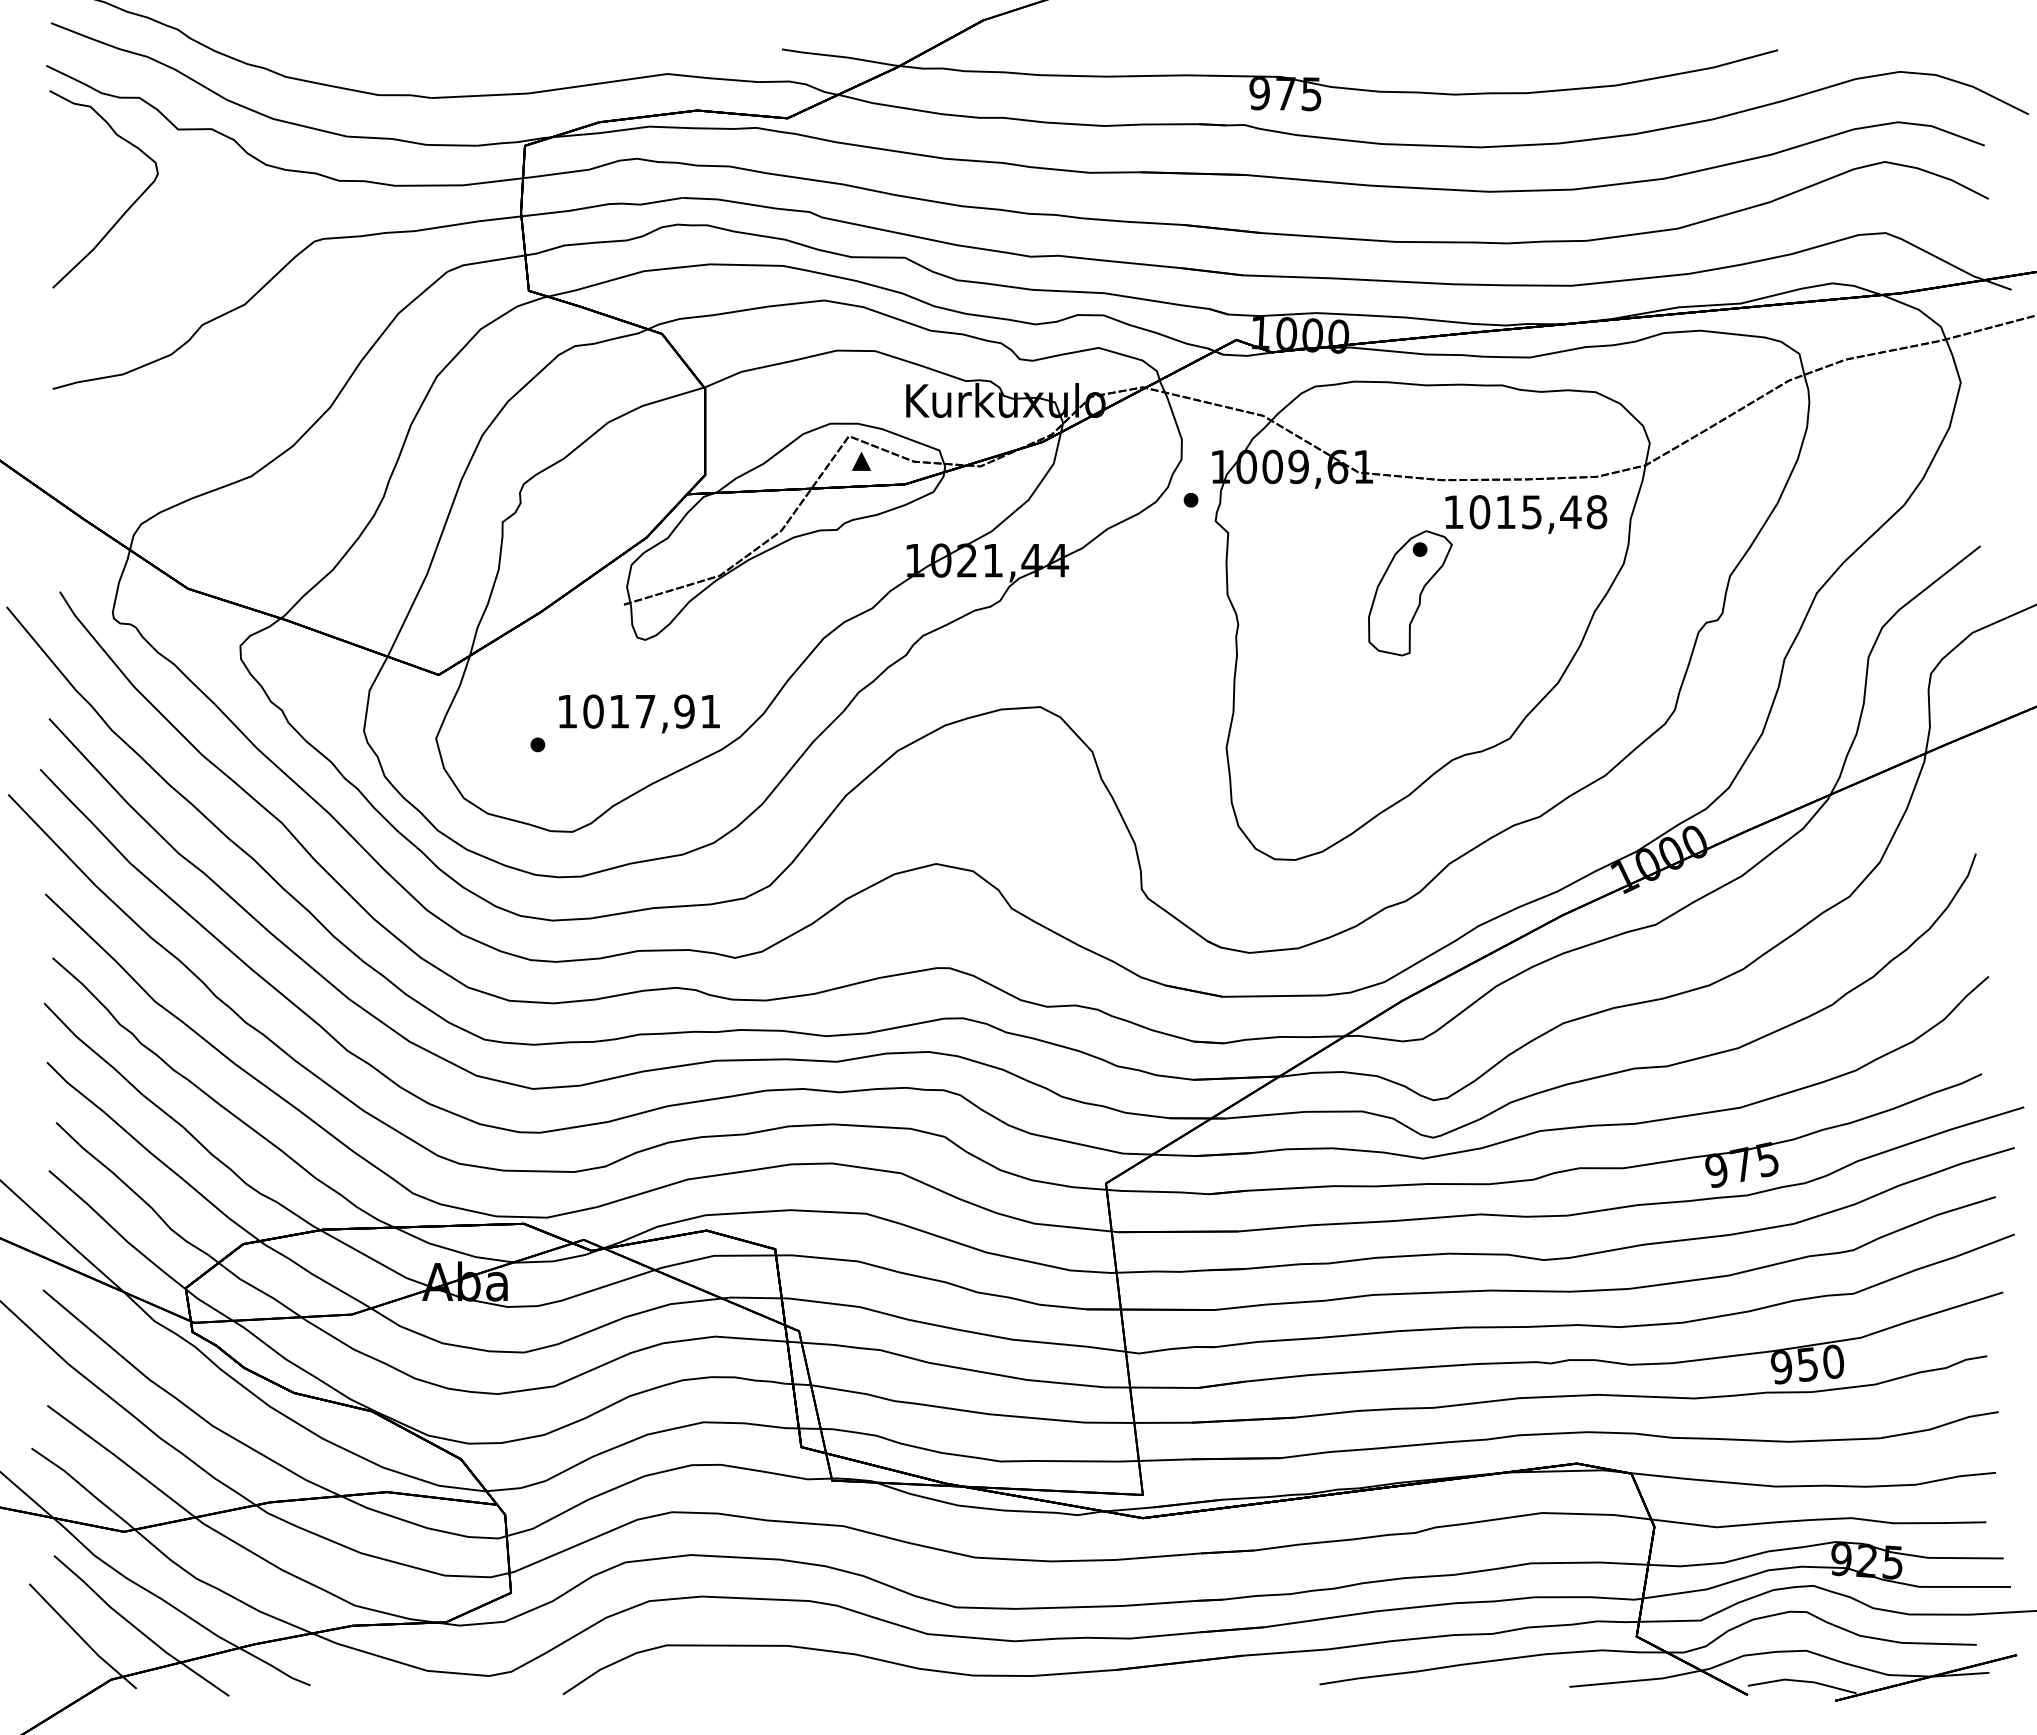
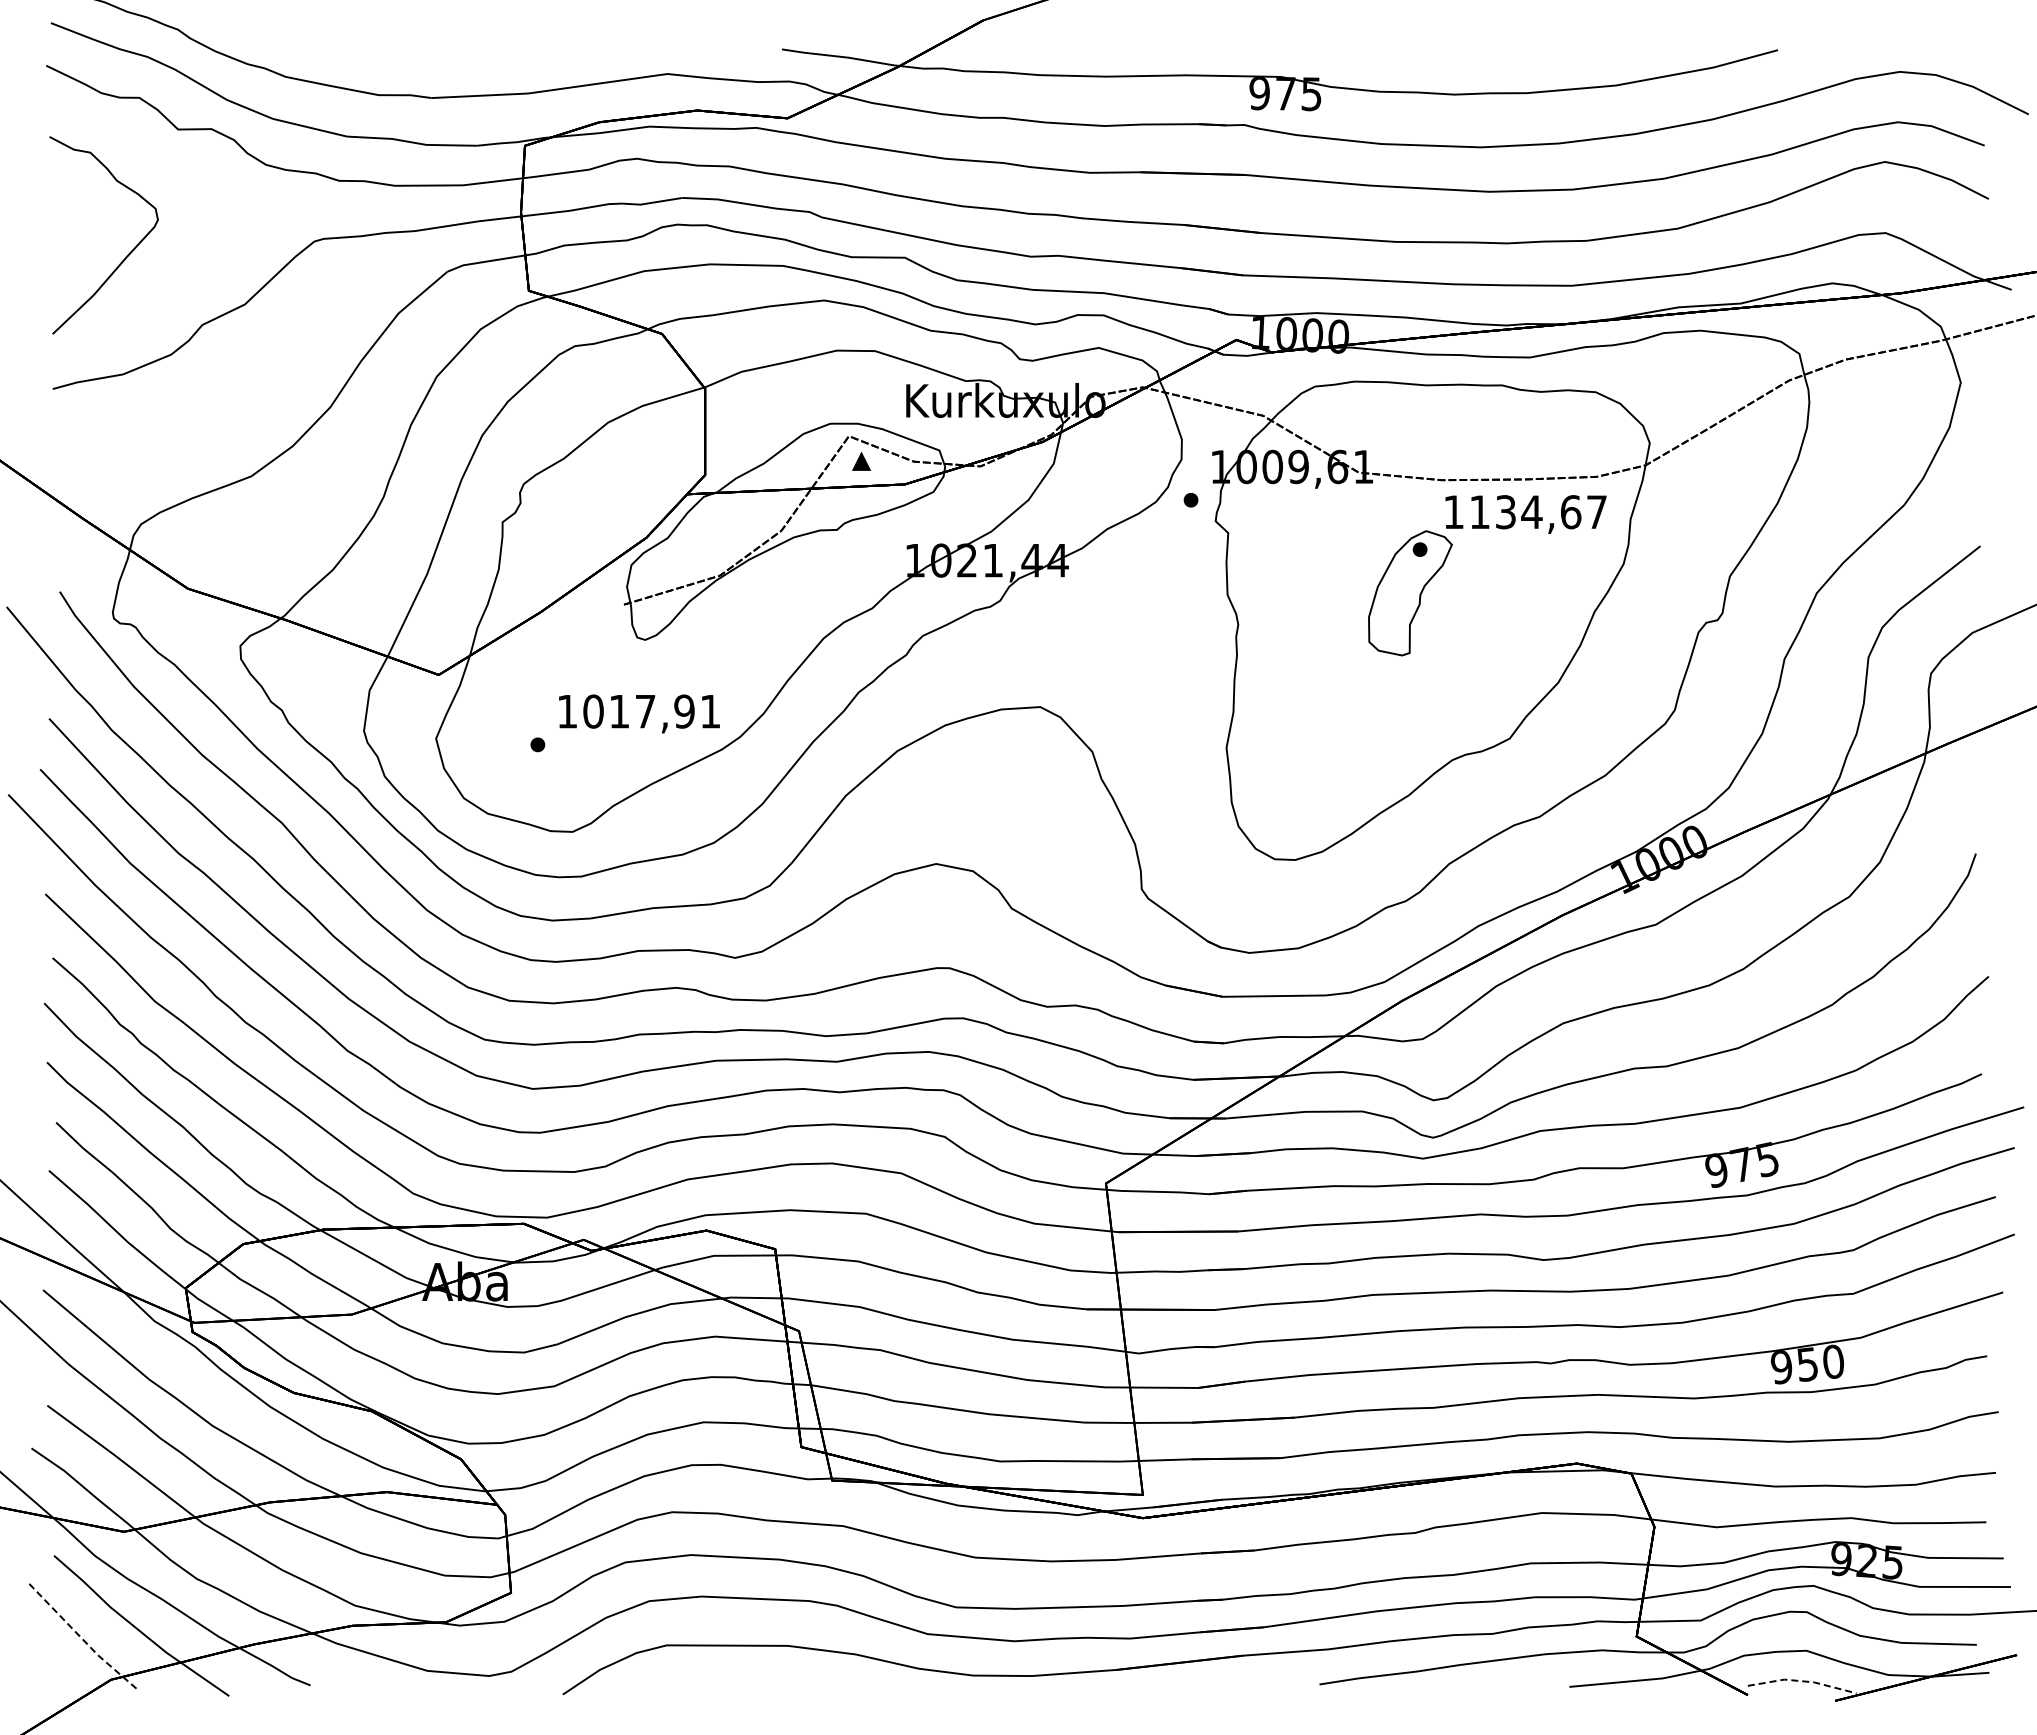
curve position: (126, 209) -> (126, 255) (126, 255)
text: 1015,48 -> 1134,67 (1538, 512)
line: solid -> dashed (82, 1638)
line: solid -> dashed (1802, 1681)
